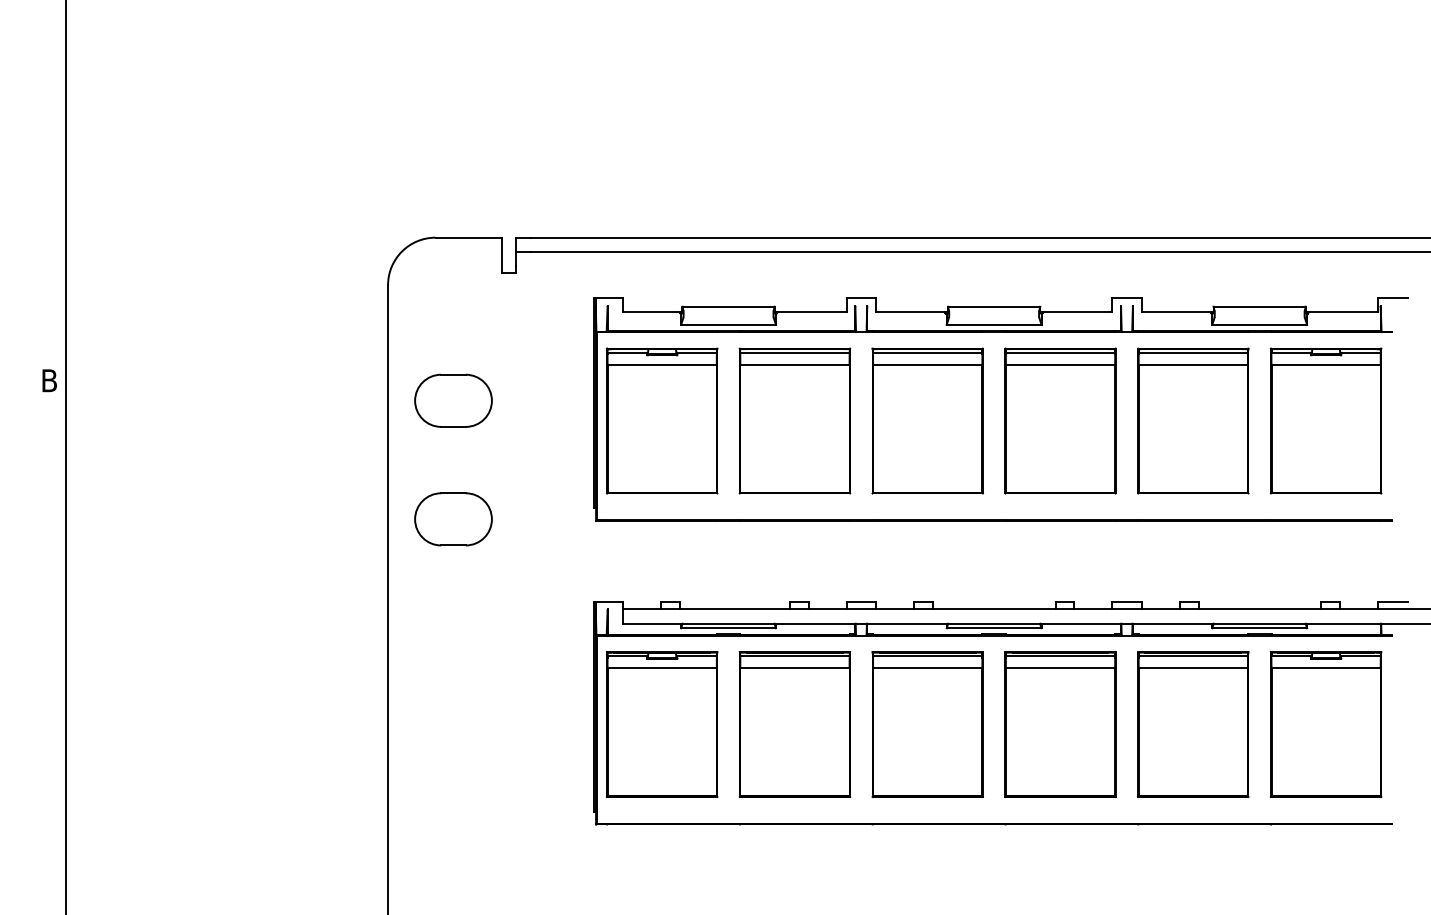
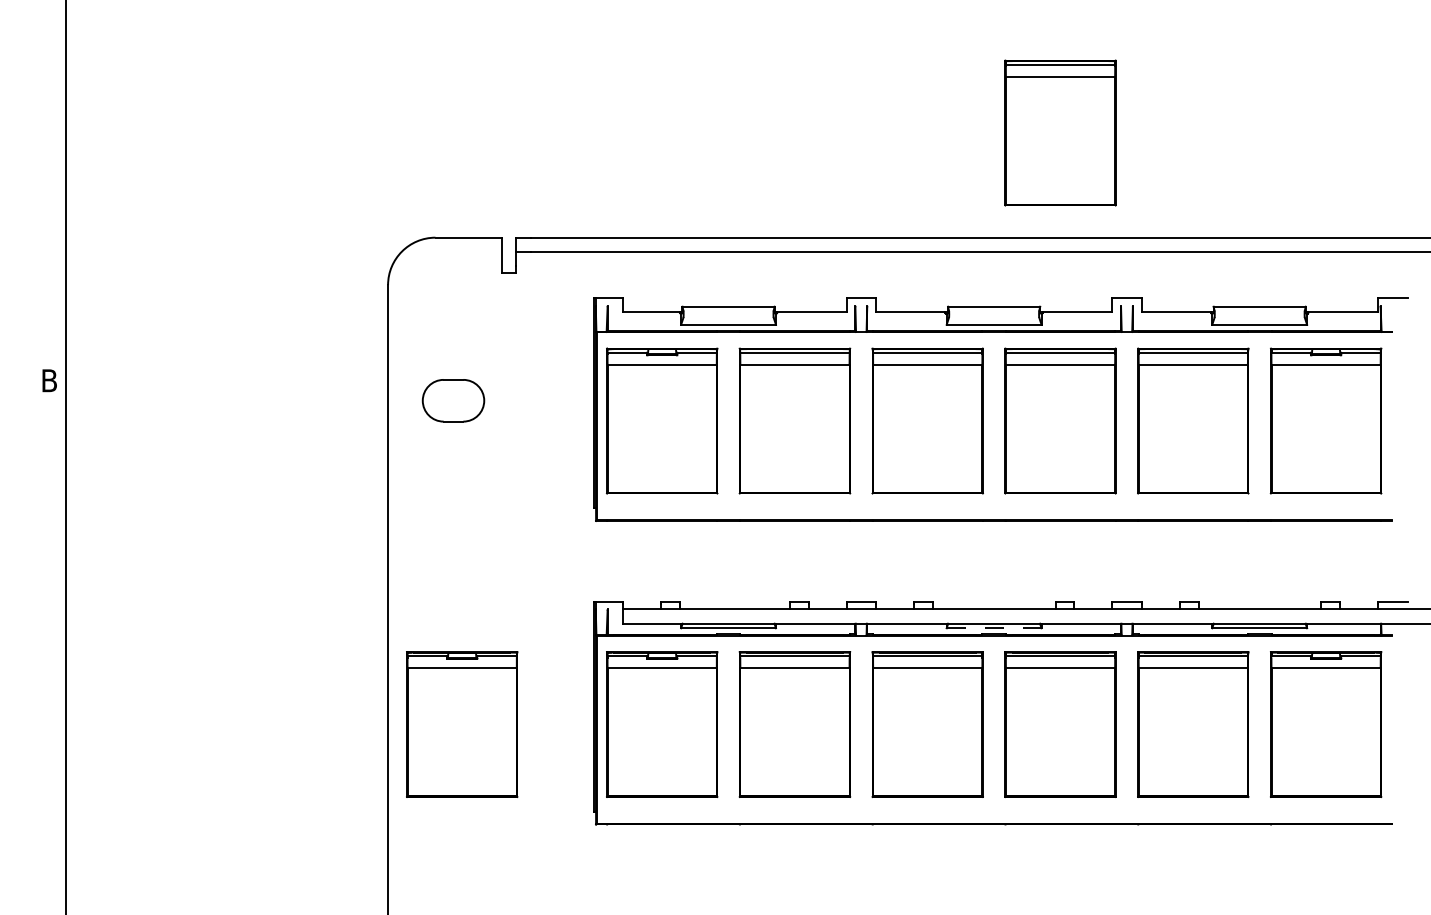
part: none -> present (1060, 132)
part size: 79x55 px -> 65x44 px (453, 400)
part: present -> none (453, 519)
line: solid -> dashed (993, 628)
part: none -> present (462, 724)
